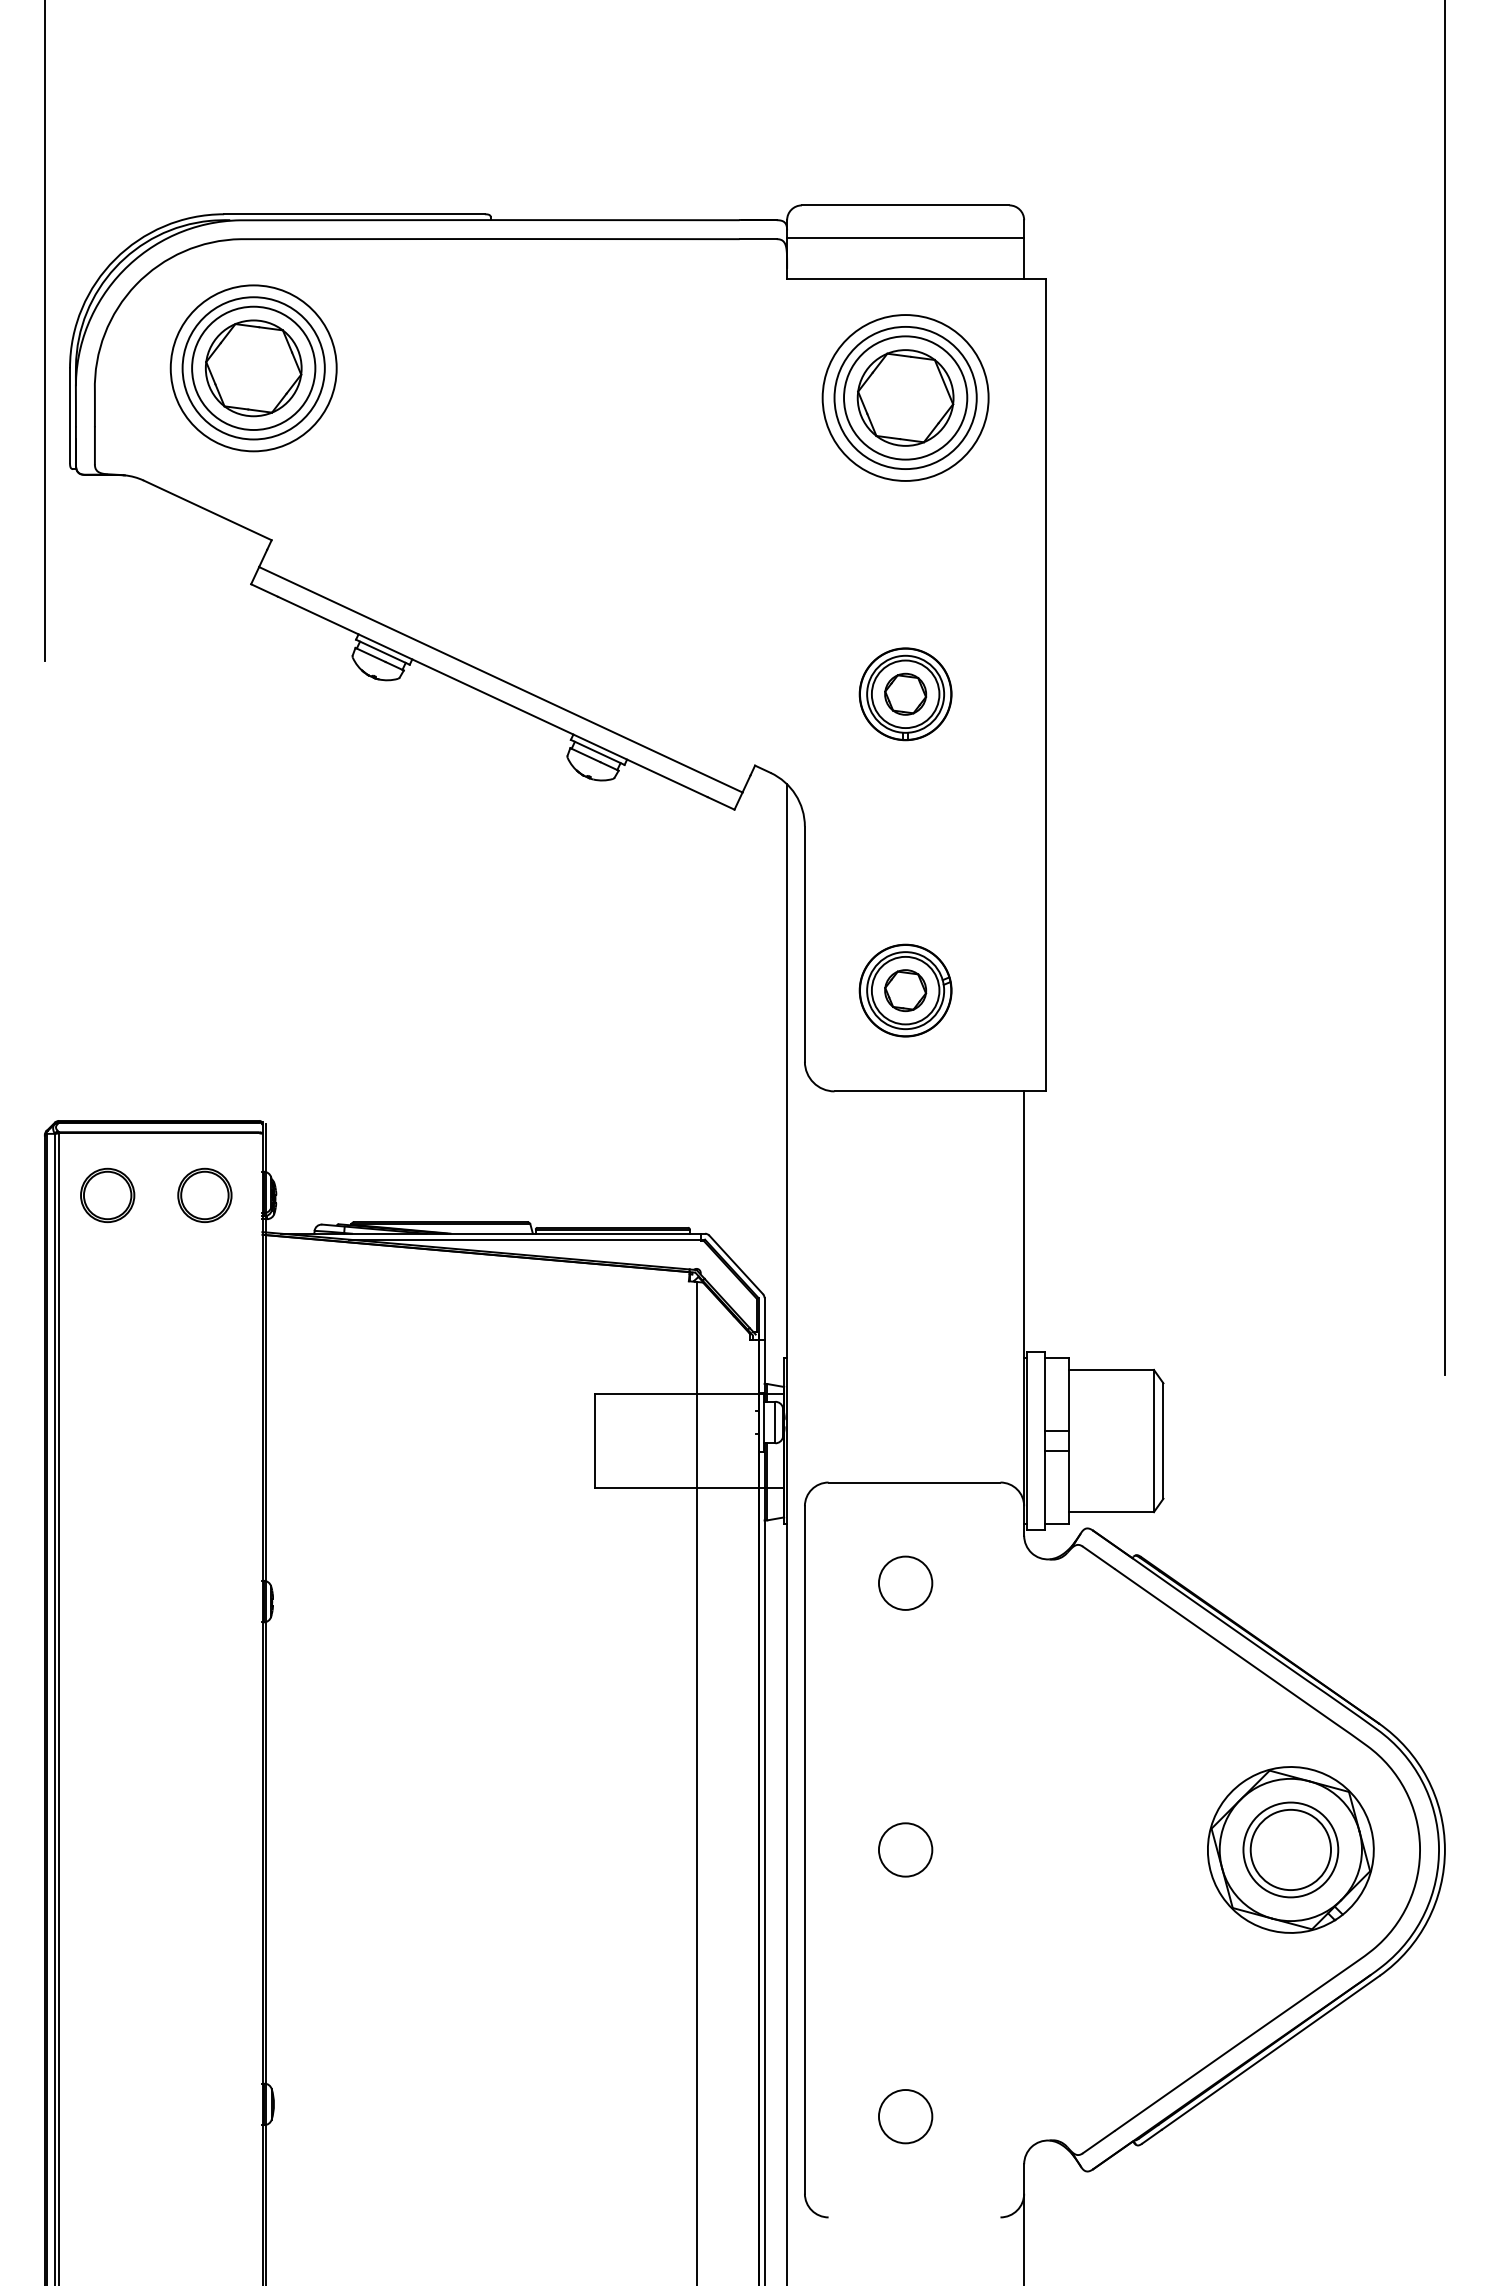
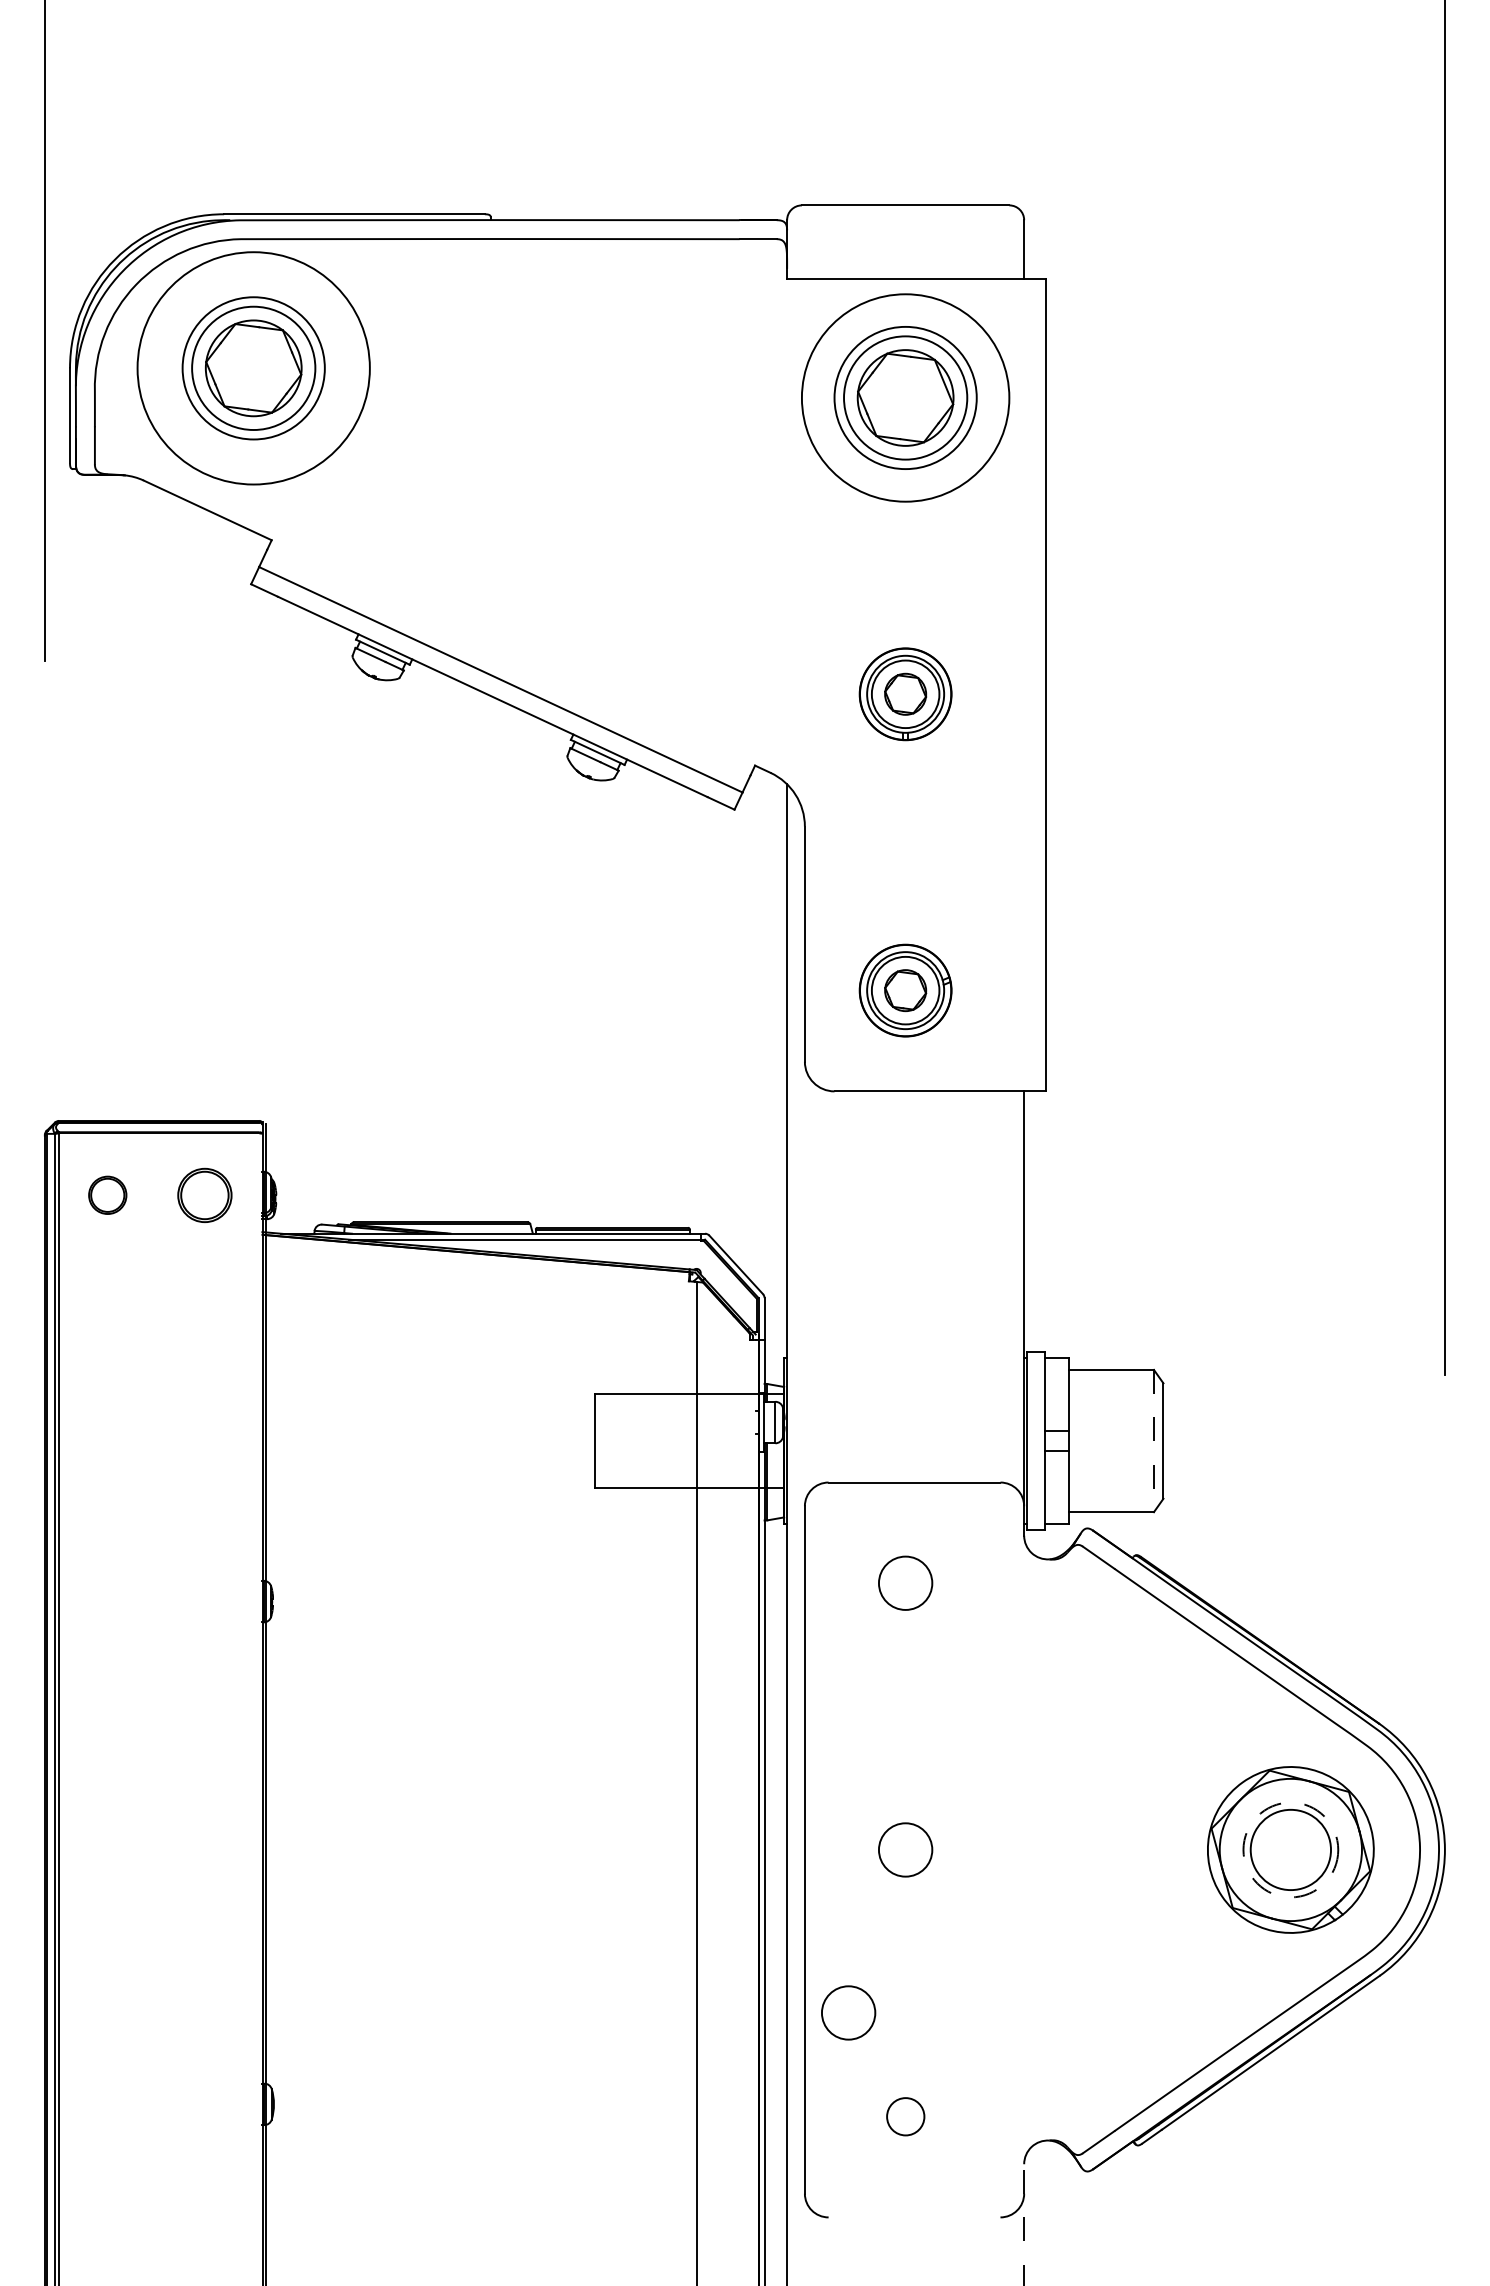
line: present -> none (905, 237)
circle diameter: 166 px -> 232 px (253, 368)
circle diameter: 166 px -> 207 px (905, 397)
part size: 56x56 px -> 40x40 px (107, 1194)
line: solid -> dashed (1153, 1441)
circle: solid -> dashed (1290, 1849)
circle: none -> present (848, 2012)
circle size: 56x56 px -> 40x40 px (905, 2116)
line: solid -> dashed (1024, 2225)
